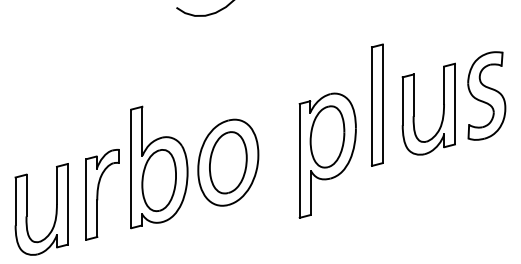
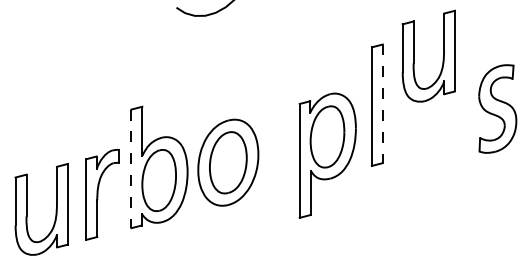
part position: (486, 95) -> (497, 108) (497, 108)
line: solid -> dashed (382, 104)
part position: (414, 108) -> (414, 55) (414, 55)
line: solid -> dashed (131, 169)
